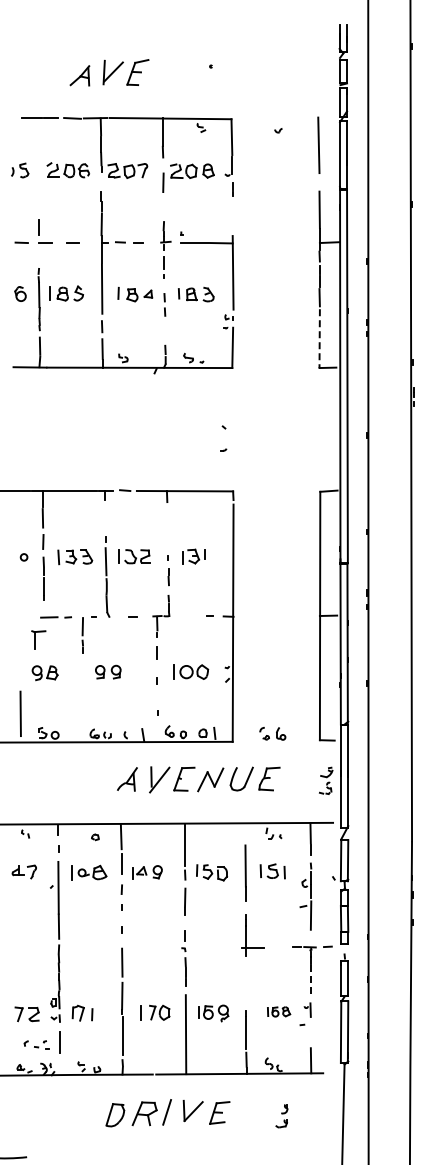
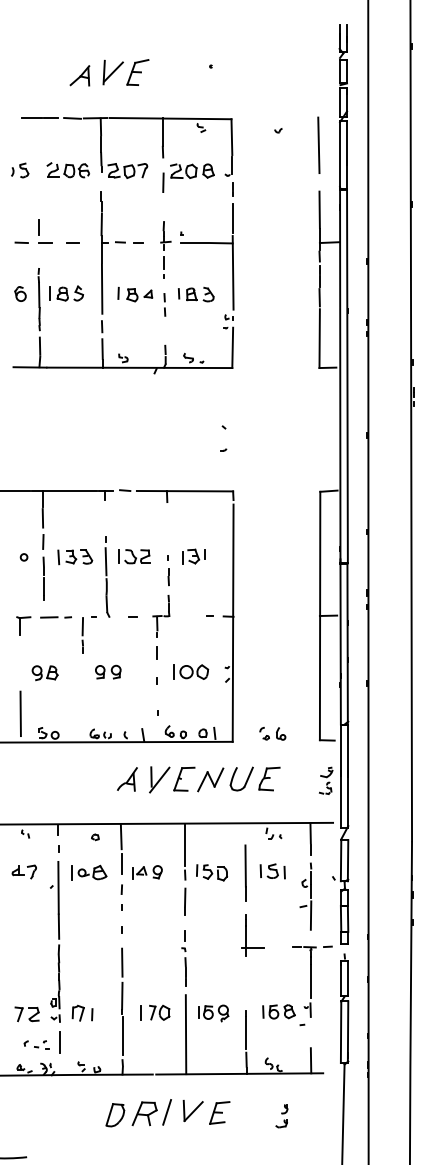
line: none -> present (232, 218)
line: dashed -> solid (319, 339)
part position: (38, 639) -> (23, 625) (23, 625)
line: dashed -> solid (310, 982)
part size: 25x12 px -> 34x16 px (278, 1011)
